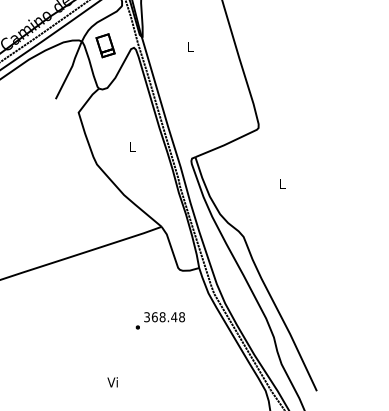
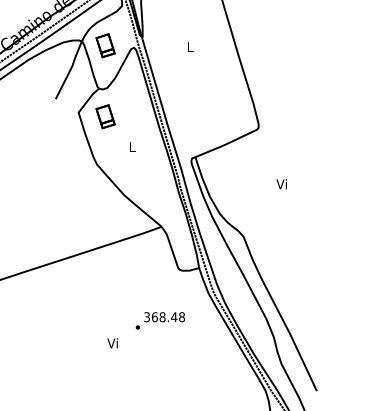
part: none -> present (105, 116)
text: L -> Vi (281, 184)
text position: (112, 382) -> (112, 343) (112, 343)
